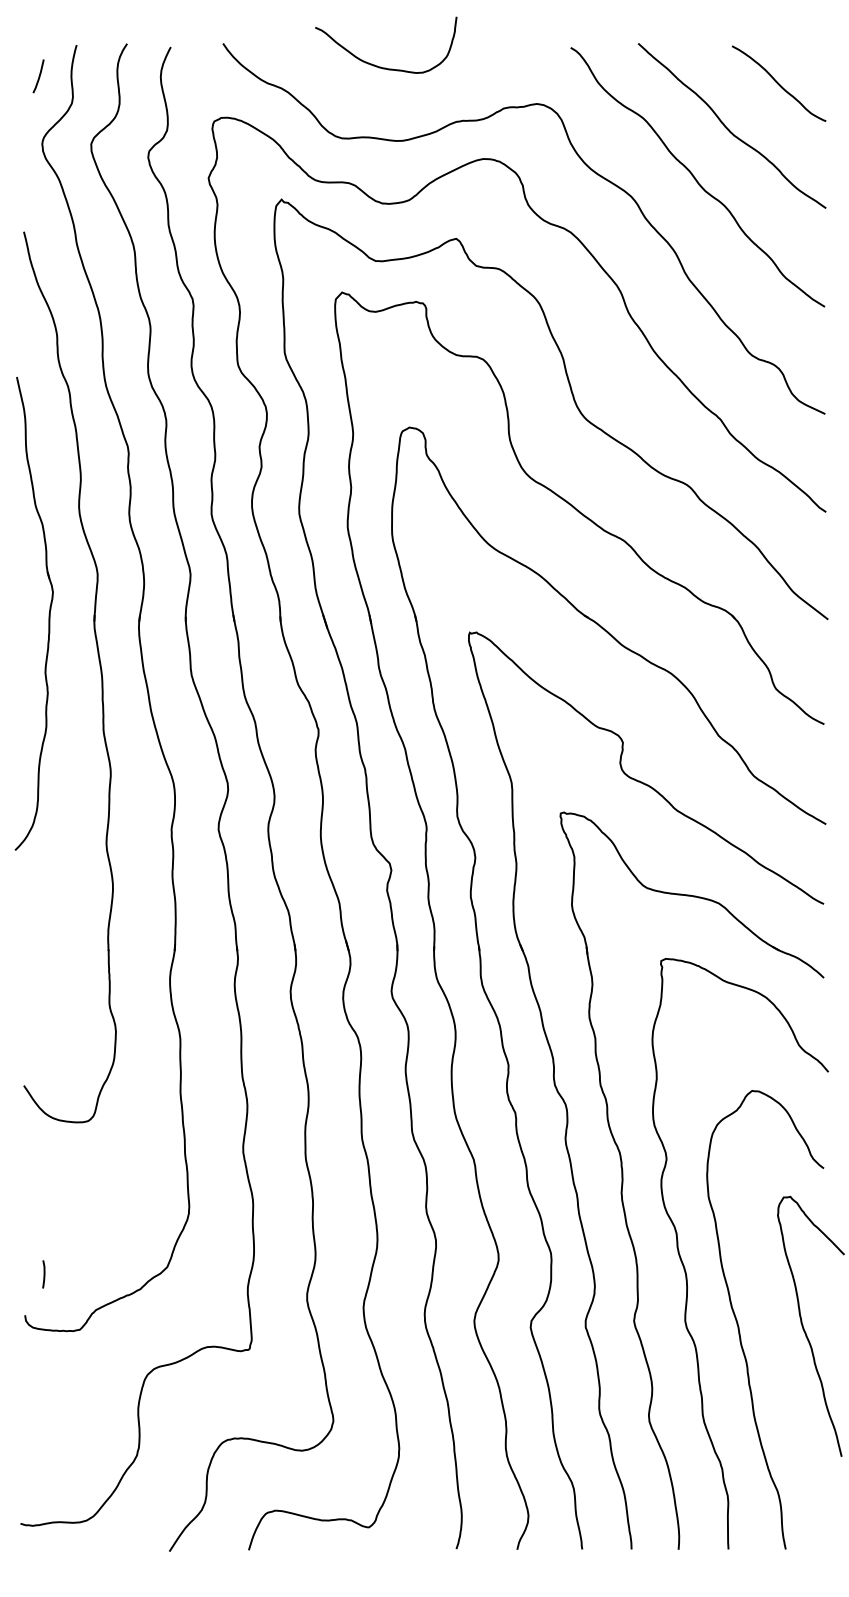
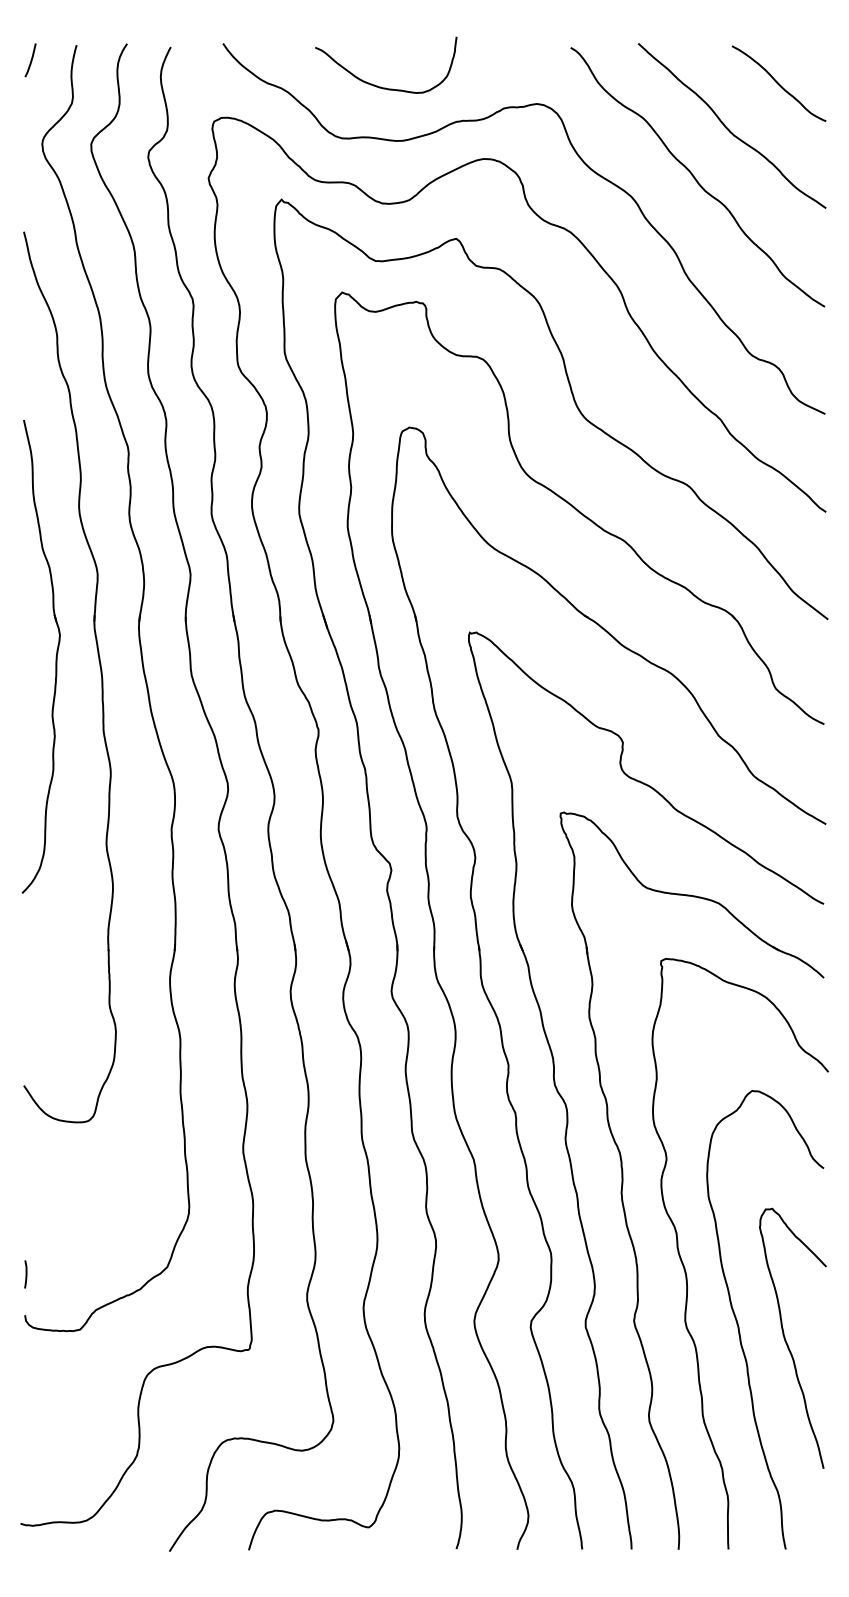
curve position: (380, 66) -> (380, 86) (380, 86)
curve position: (38, 76) -> (30, 60) (30, 60)
part position: (48, 613) -> (55, 656) (55, 656)
line position: (43, 1274) -> (25, 1274) (25, 1274)
curve position: (804, 1328) -> (786, 1340) (786, 1340)
